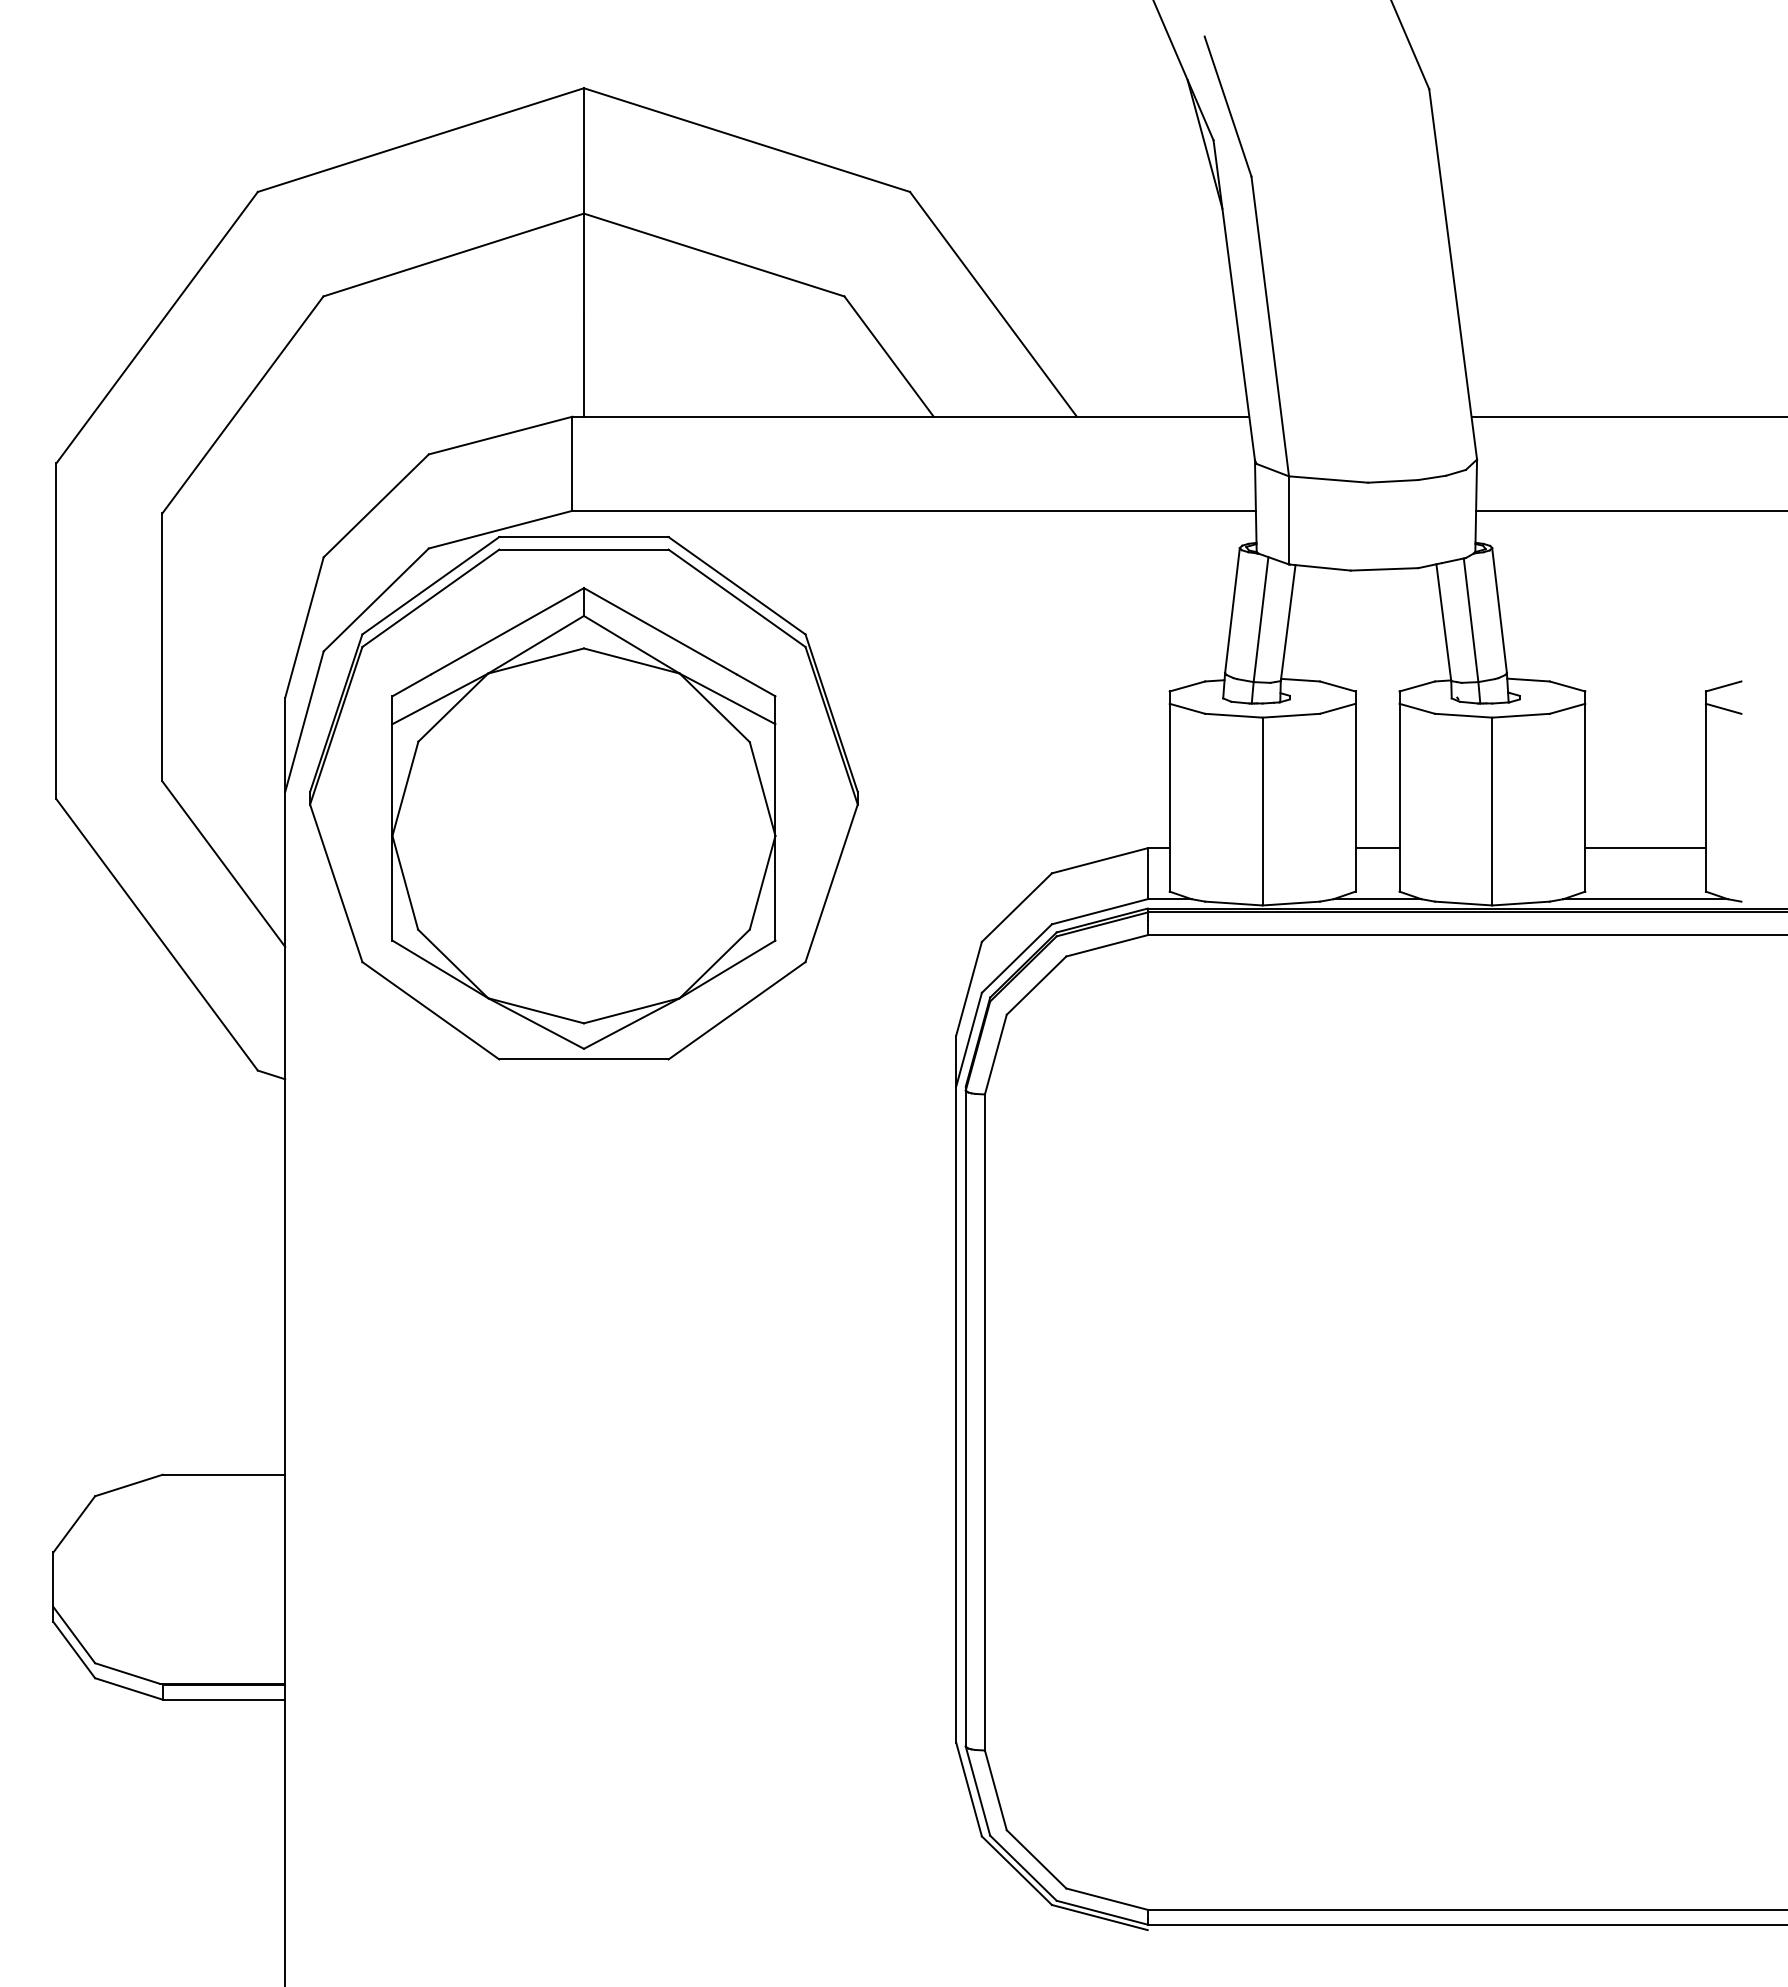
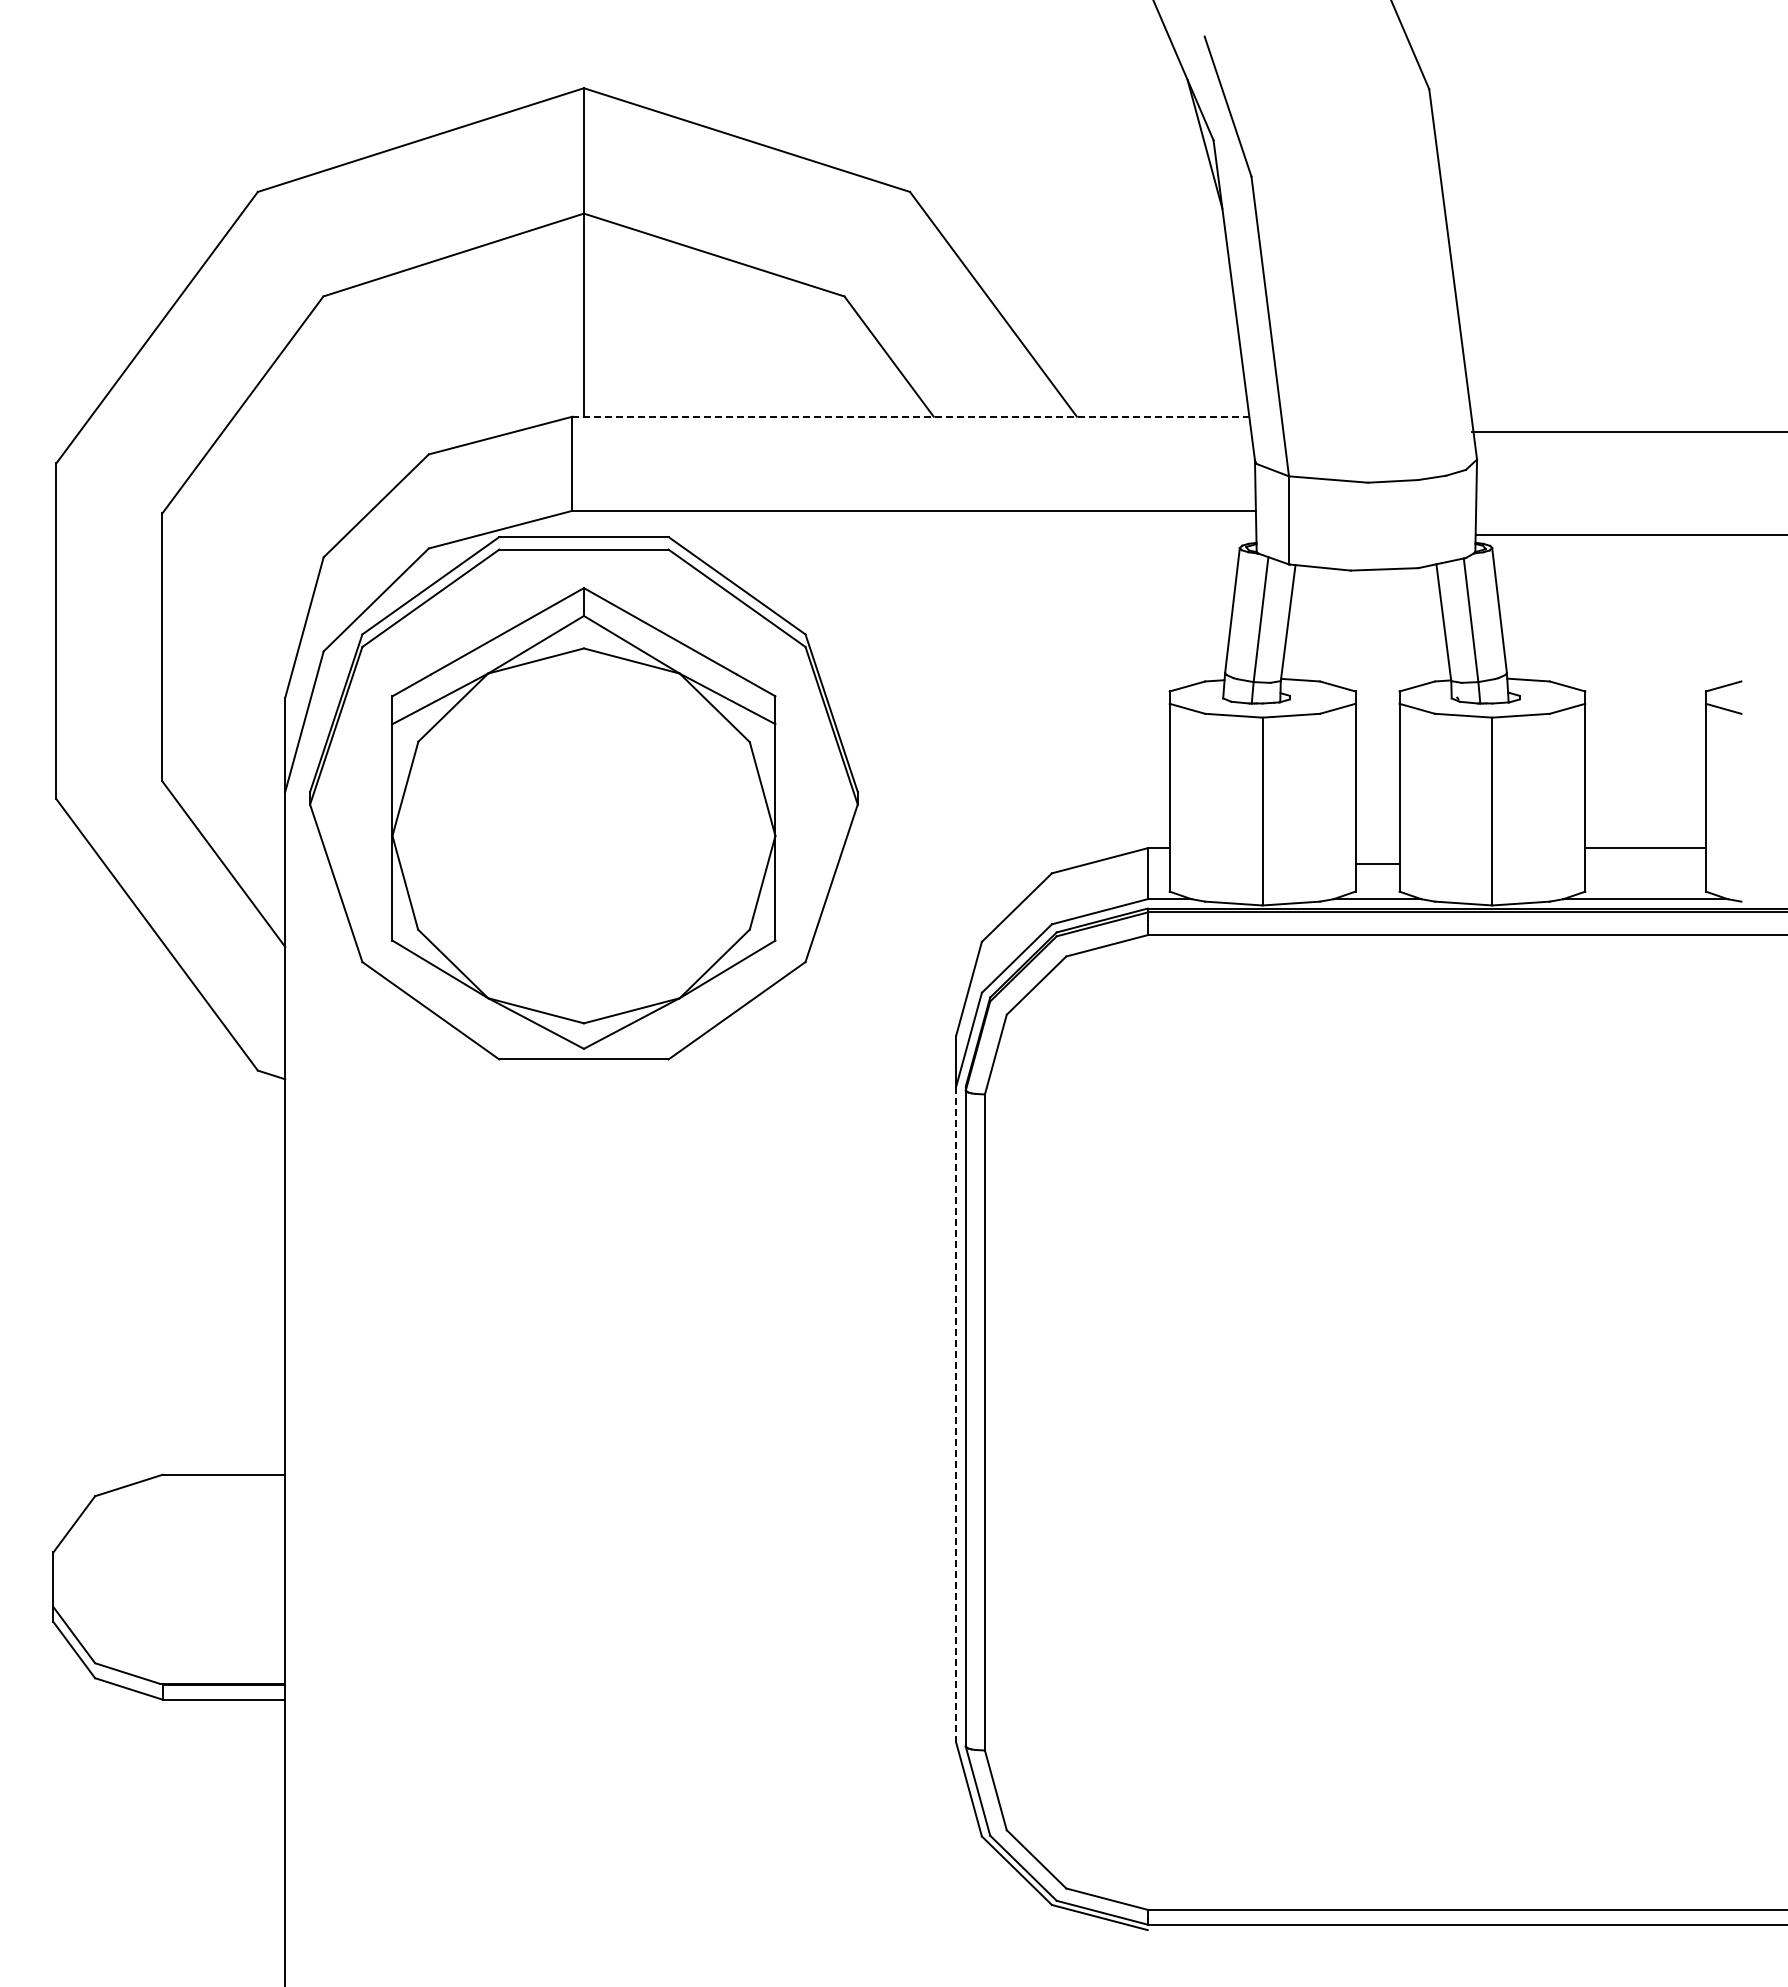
line: solid -> dashed (911, 416)
line position: (1627, 416) -> (1627, 431) (1627, 431)
line position: (1630, 510) -> (1630, 534) (1630, 534)
line position: (1377, 848) -> (1377, 864) (1377, 864)
line: solid -> dashed (956, 1415)
